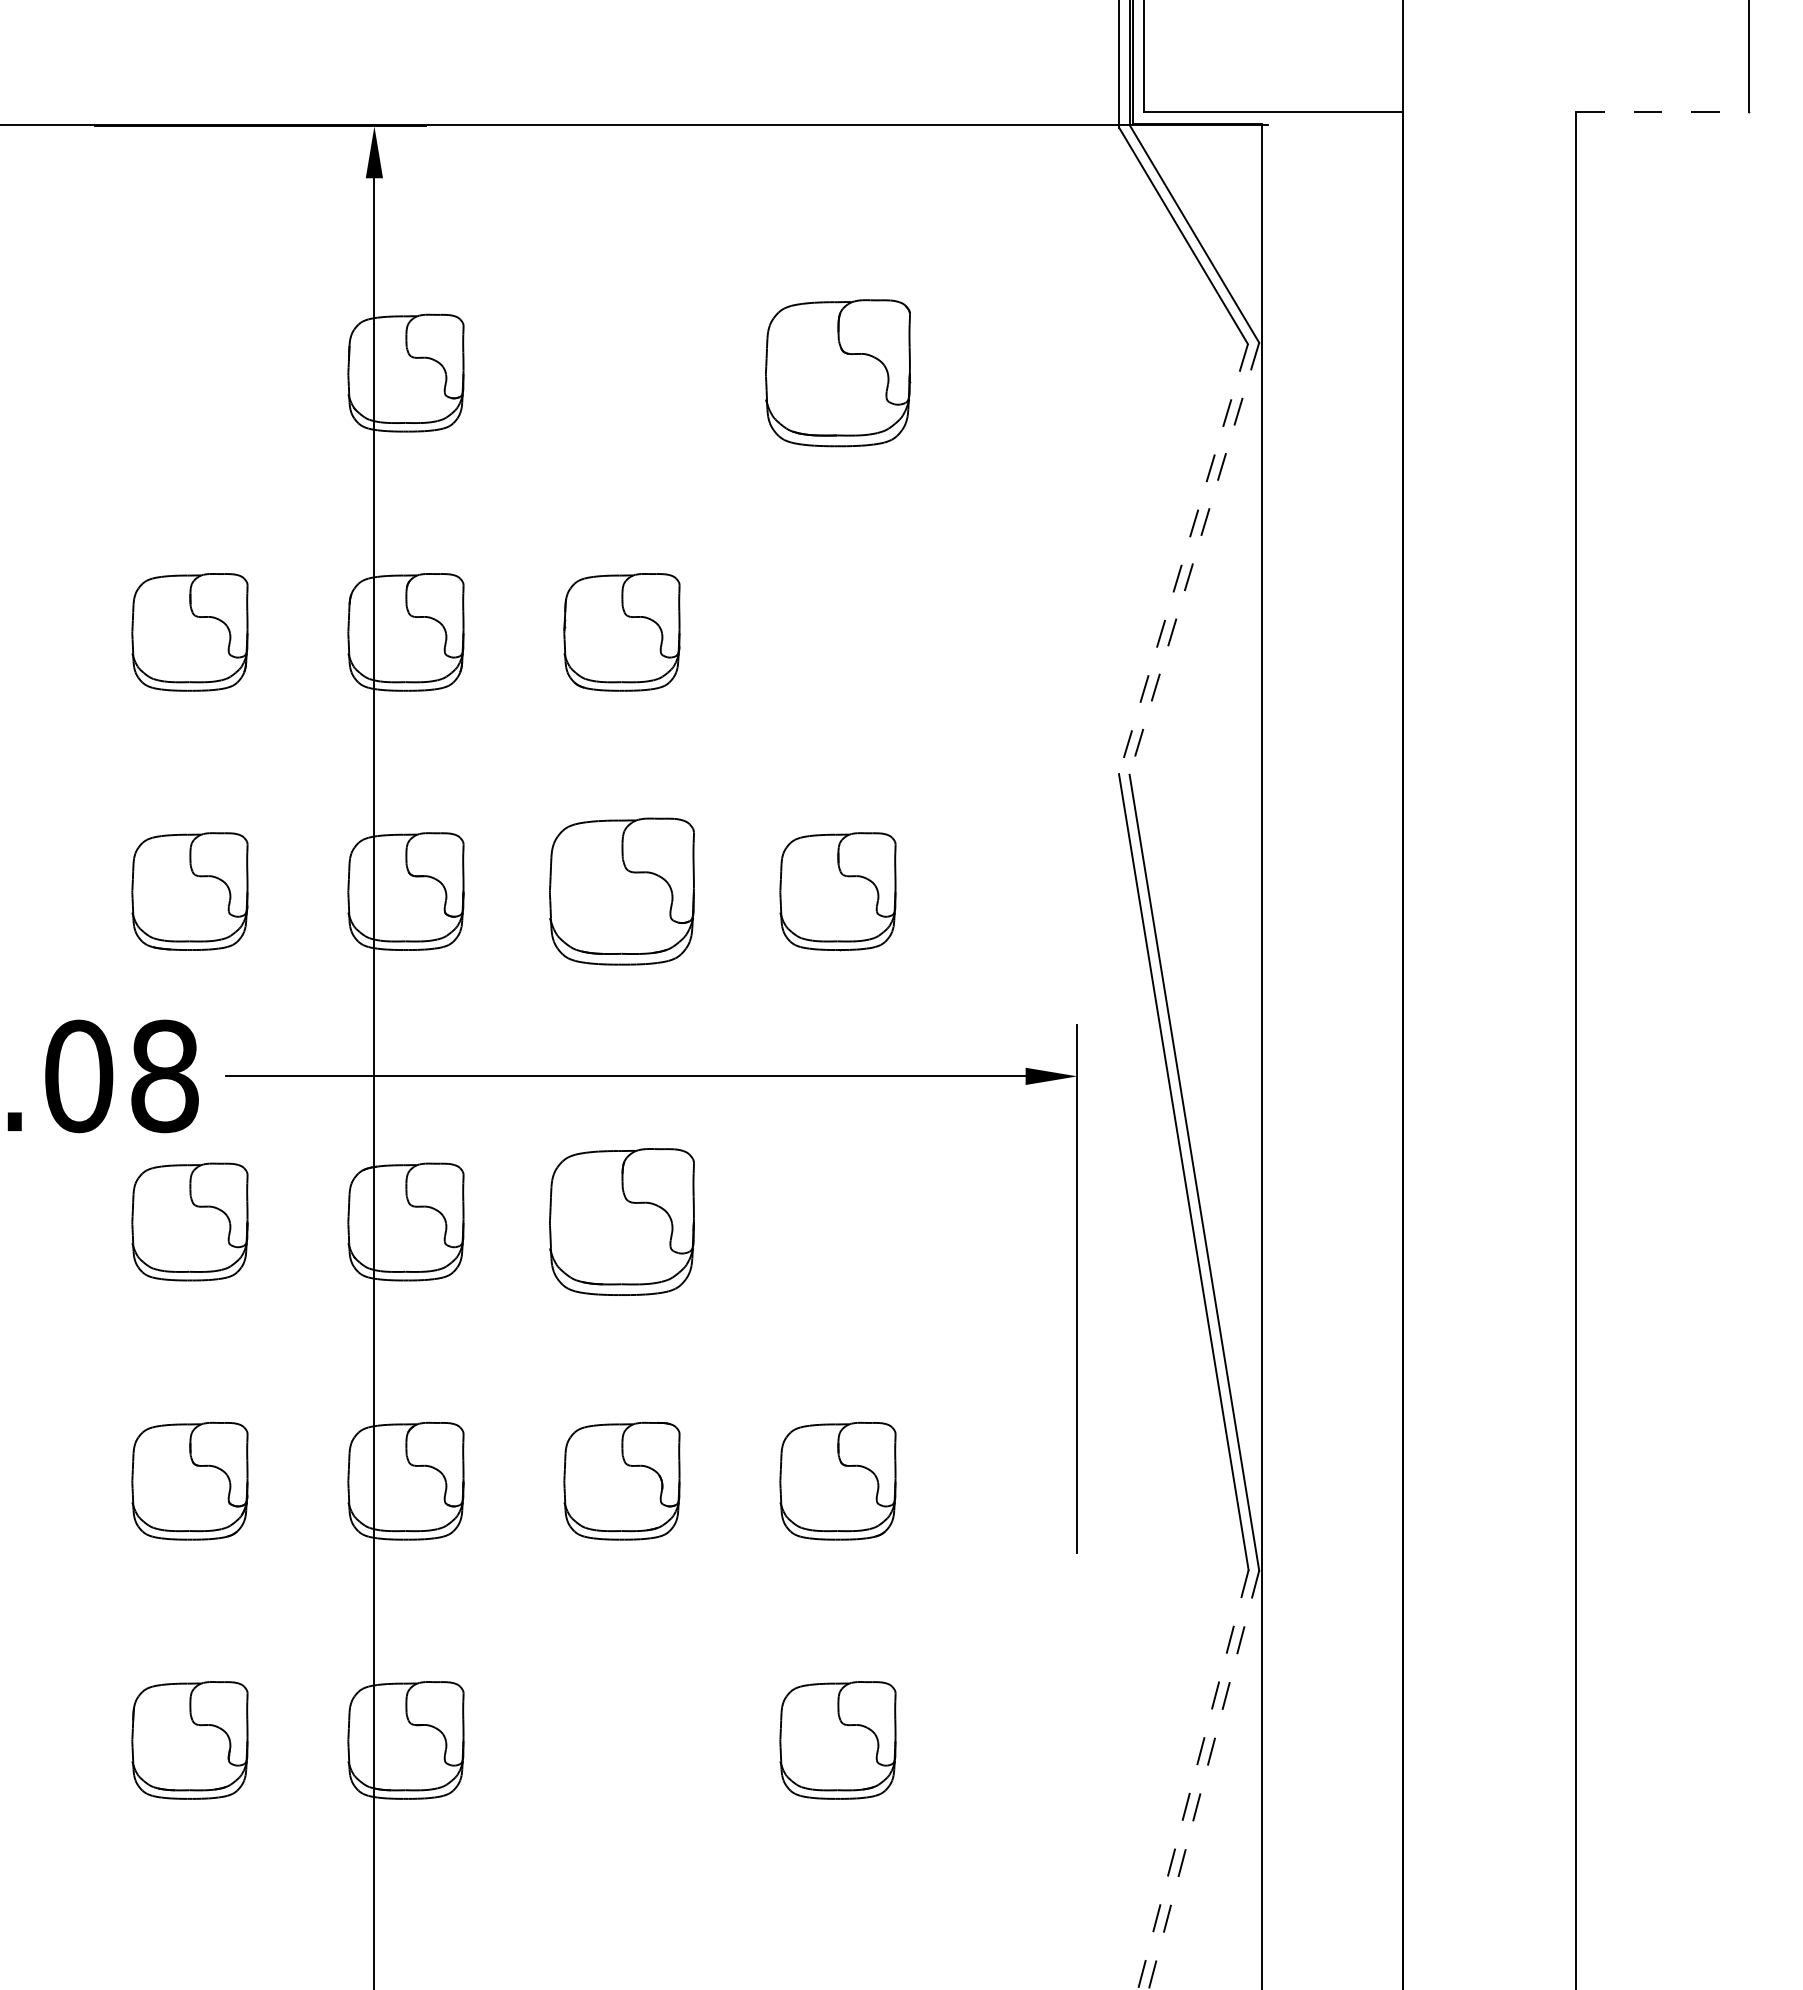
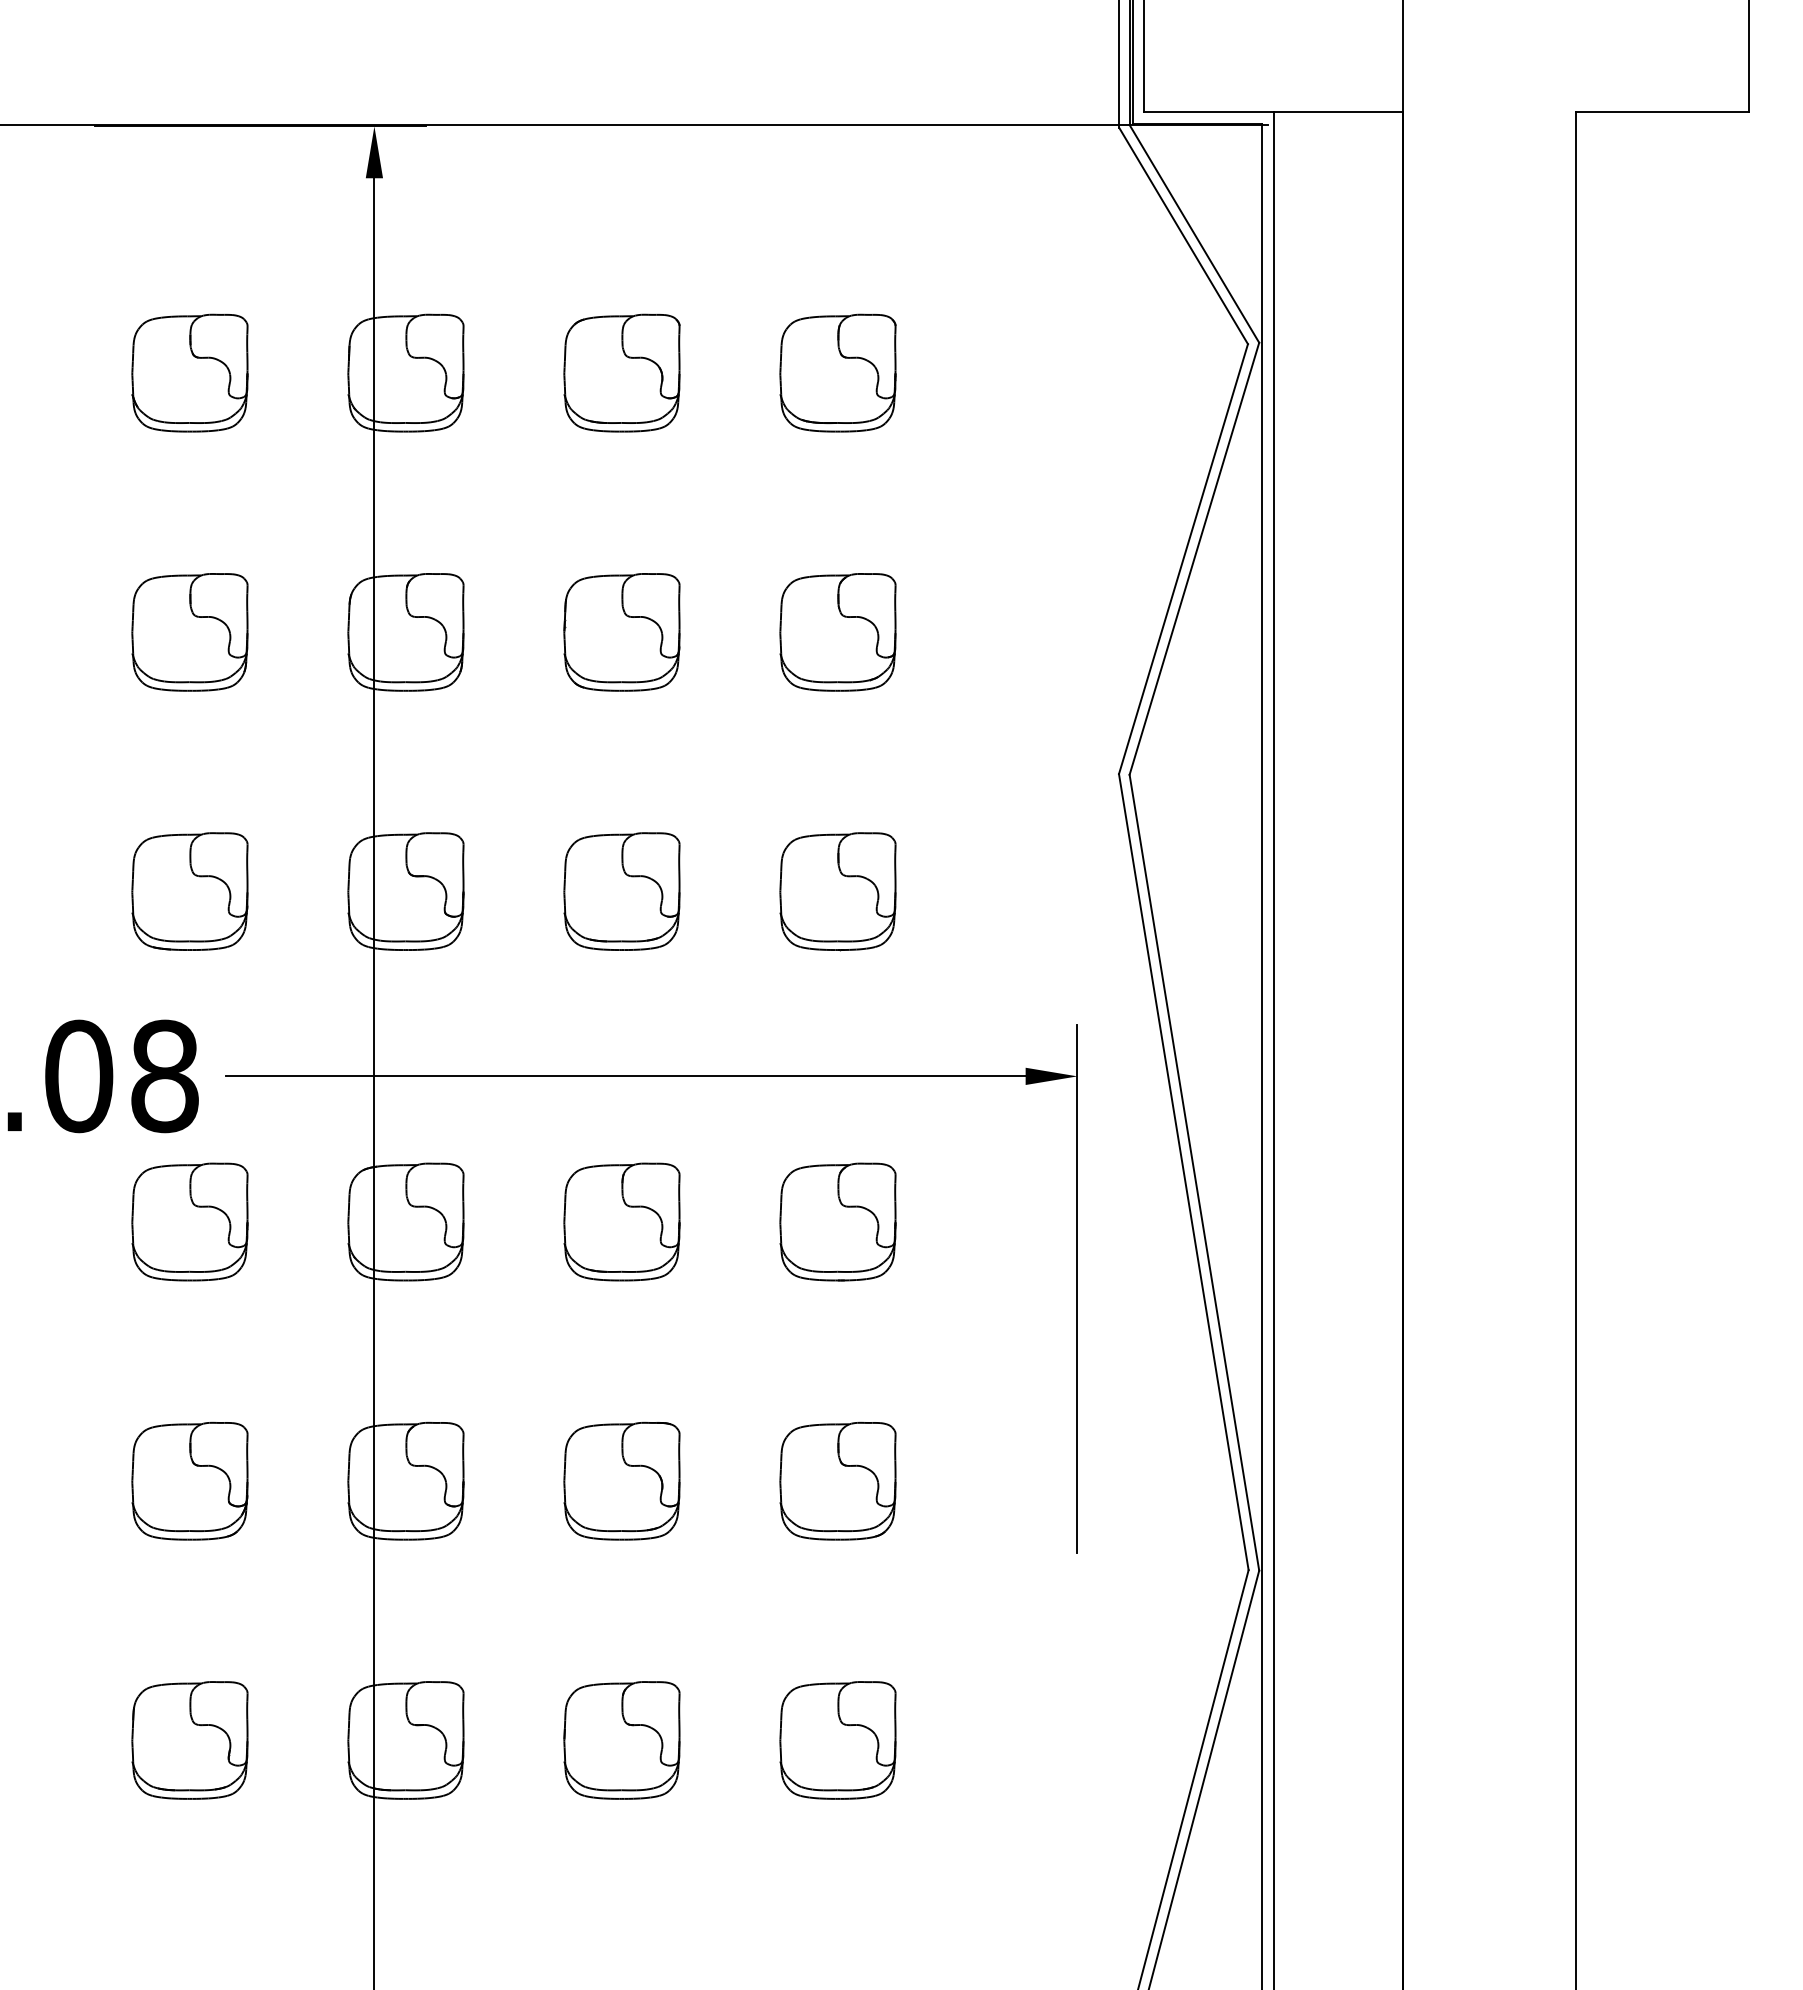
line: dashed -> solid (1662, 112)
part: none -> present (189, 372)
part: none -> present (621, 372)
part size: 147x149 px -> 118x120 px (837, 372)
line: dashed -> solid (1194, 558)
line: dashed -> solid (1183, 559)
part: none -> present (837, 632)
part size: 146x149 px -> 118x119 px (621, 891)
line: none -> present (1273, 1049)
part size: 146x148 px -> 118x120 px (621, 1221)
part: none -> present (837, 1221)
part: none -> present (621, 1740)
line: dashed -> solid (1193, 1779)
line: dashed -> solid (1203, 1780)
